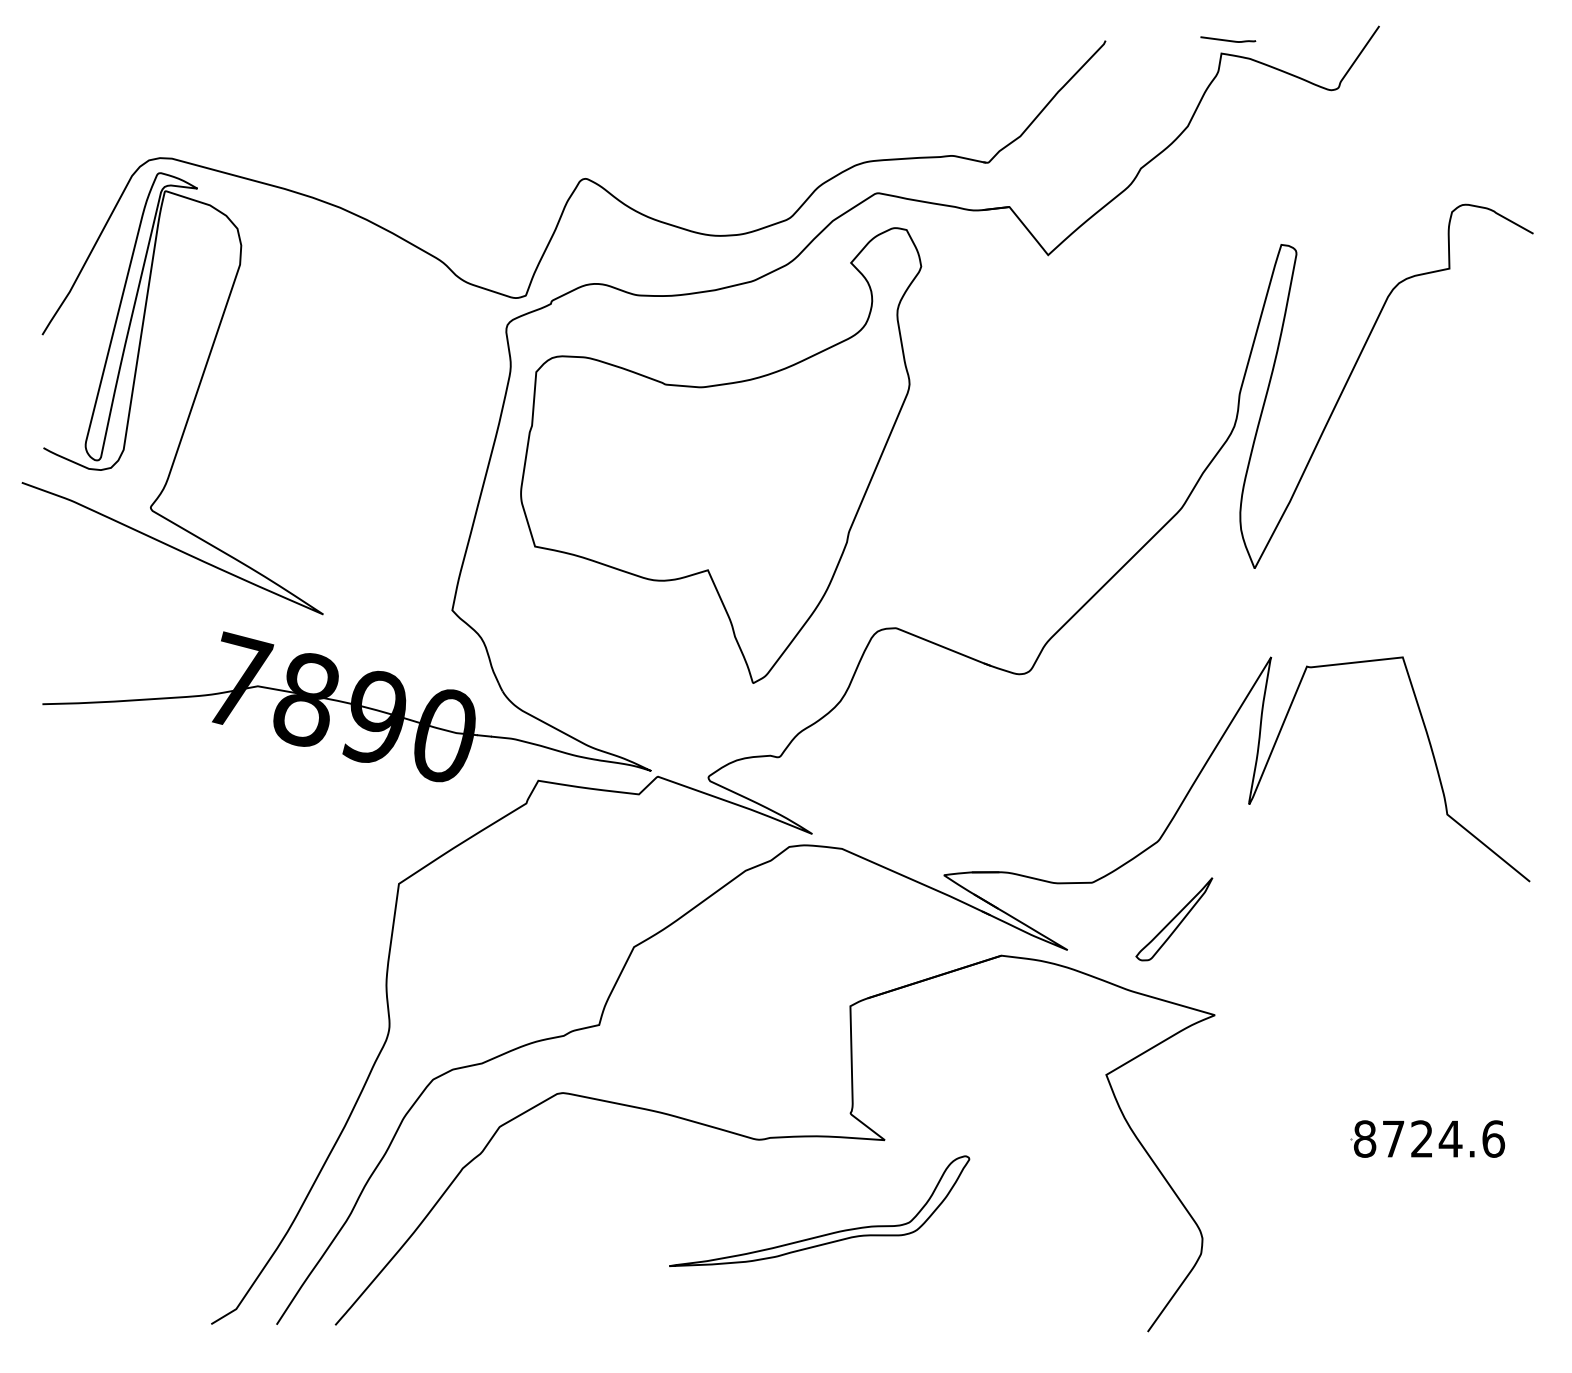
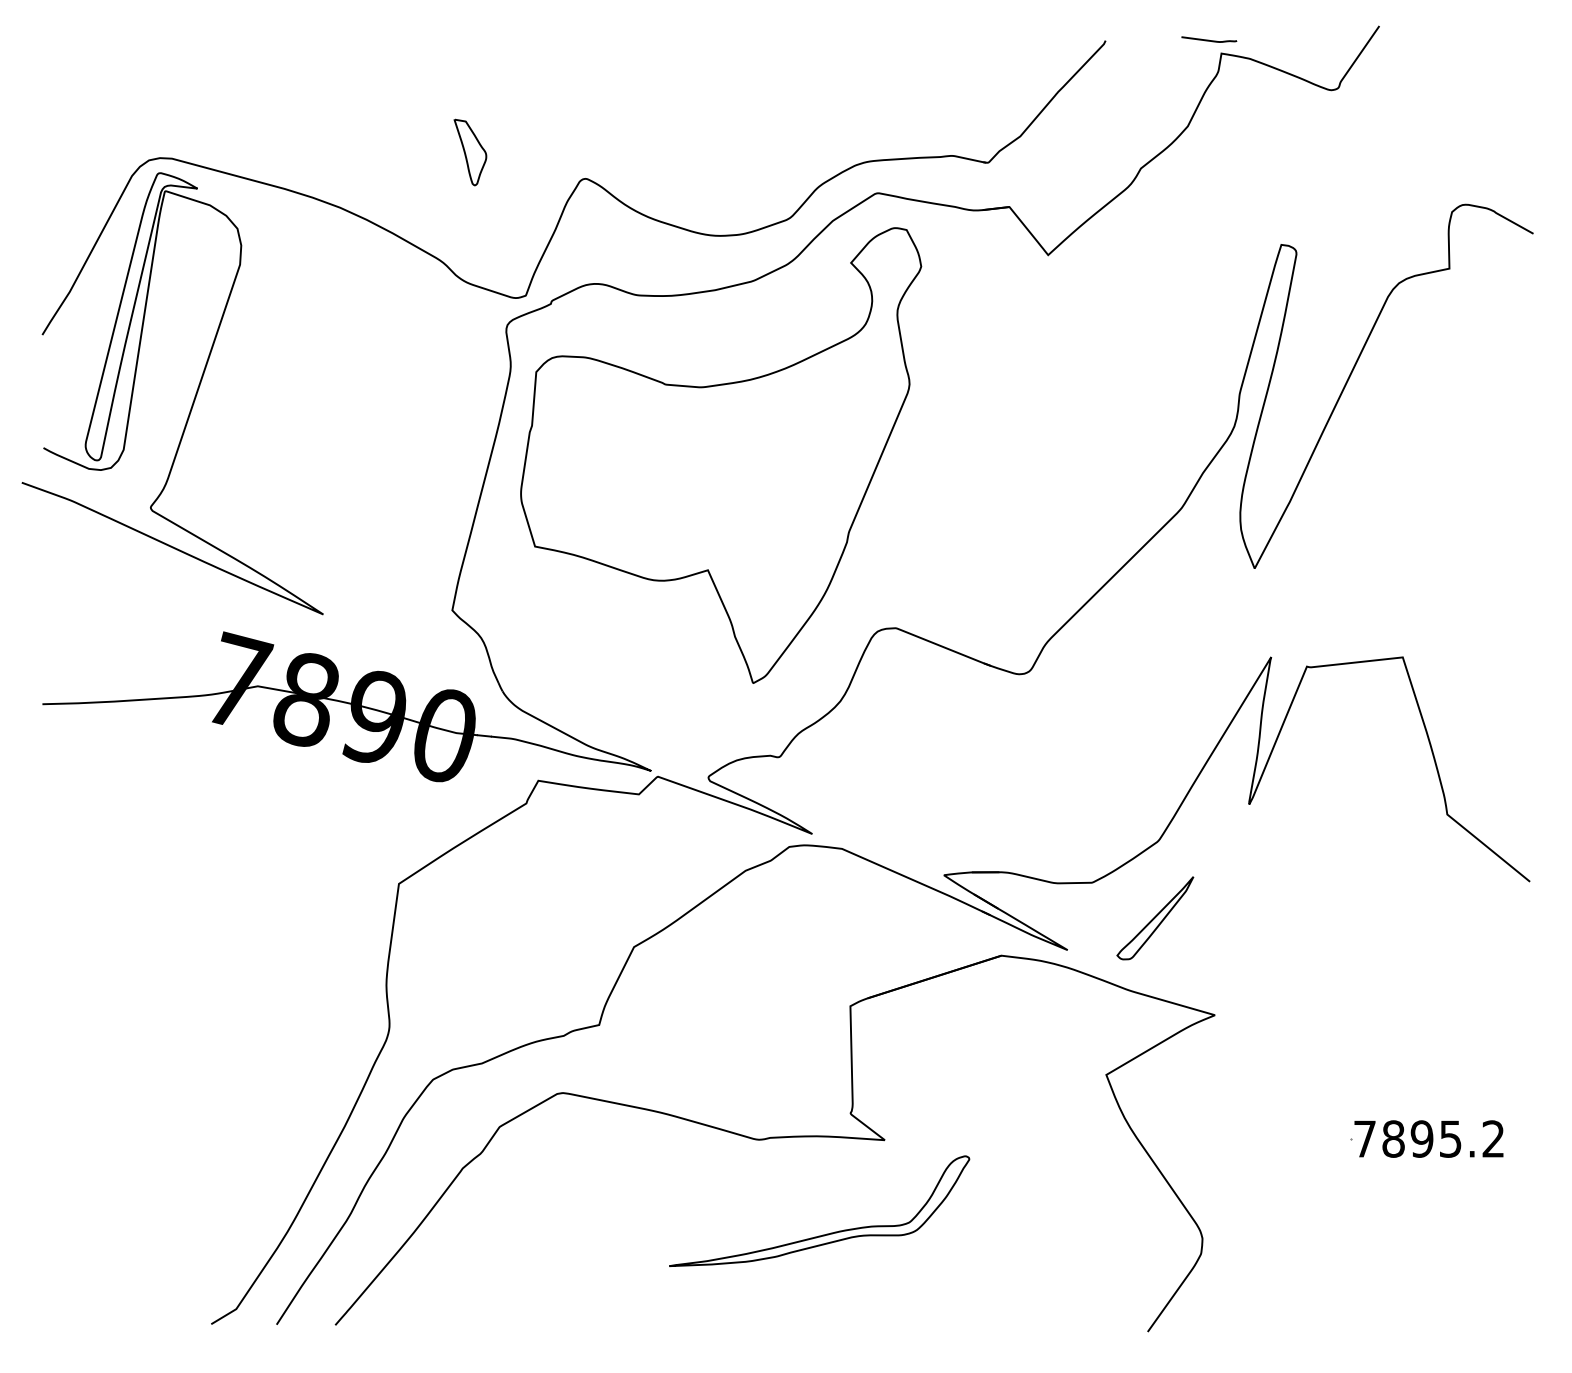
curve position: (1228, 39) -> (1209, 39) (1209, 39)
part: none -> present (470, 152)
part position: (1174, 919) -> (1155, 918) (1155, 918)
text: 8724.6 -> 7895.2 (1429, 1138)
